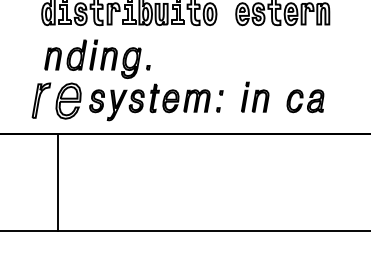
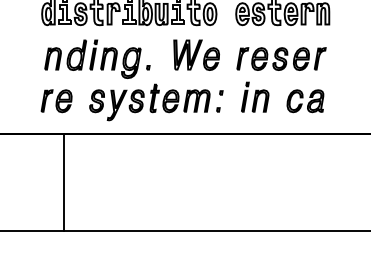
part: none -> present (196, 54)
part: none -> present (281, 58)
part size: 51x38 px -> 33x25 px (56, 101)
line position: (57, 181) -> (63, 181) (63, 181)
